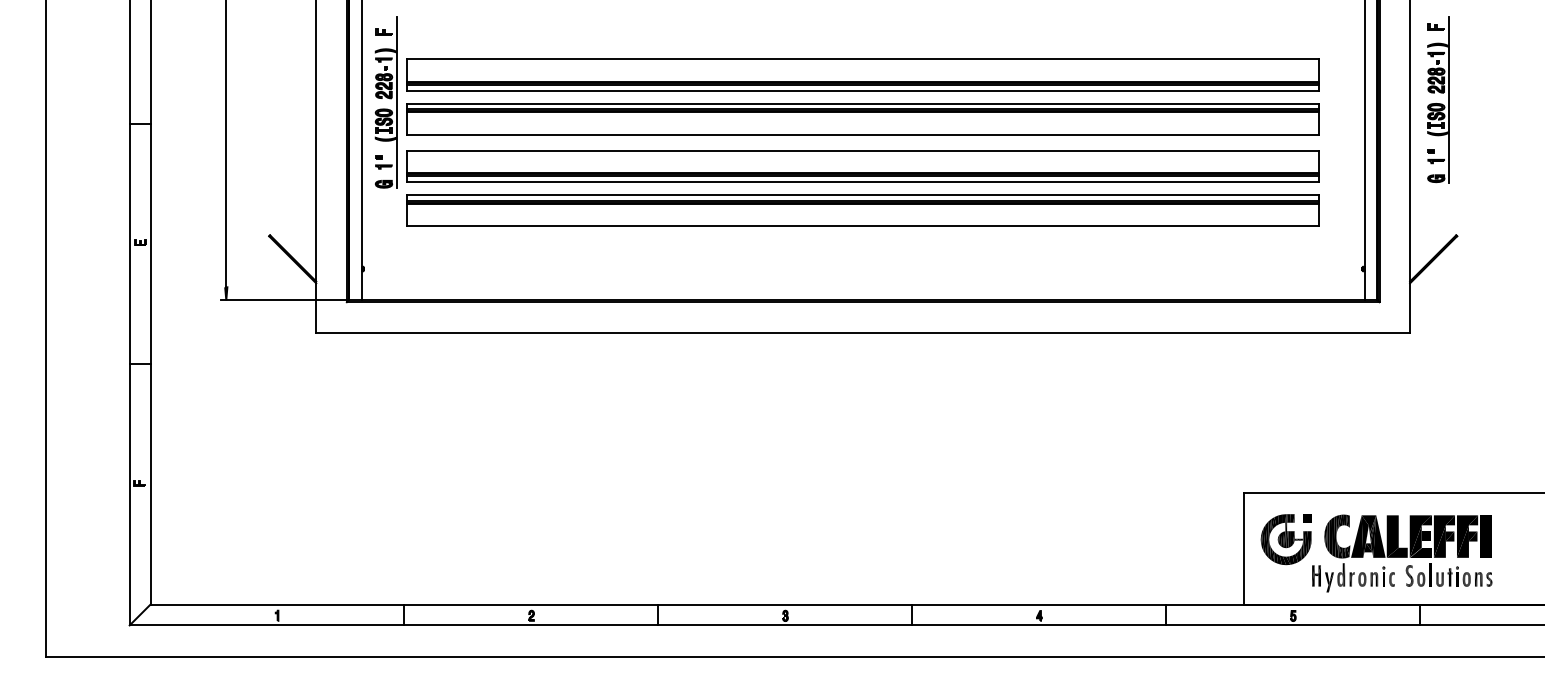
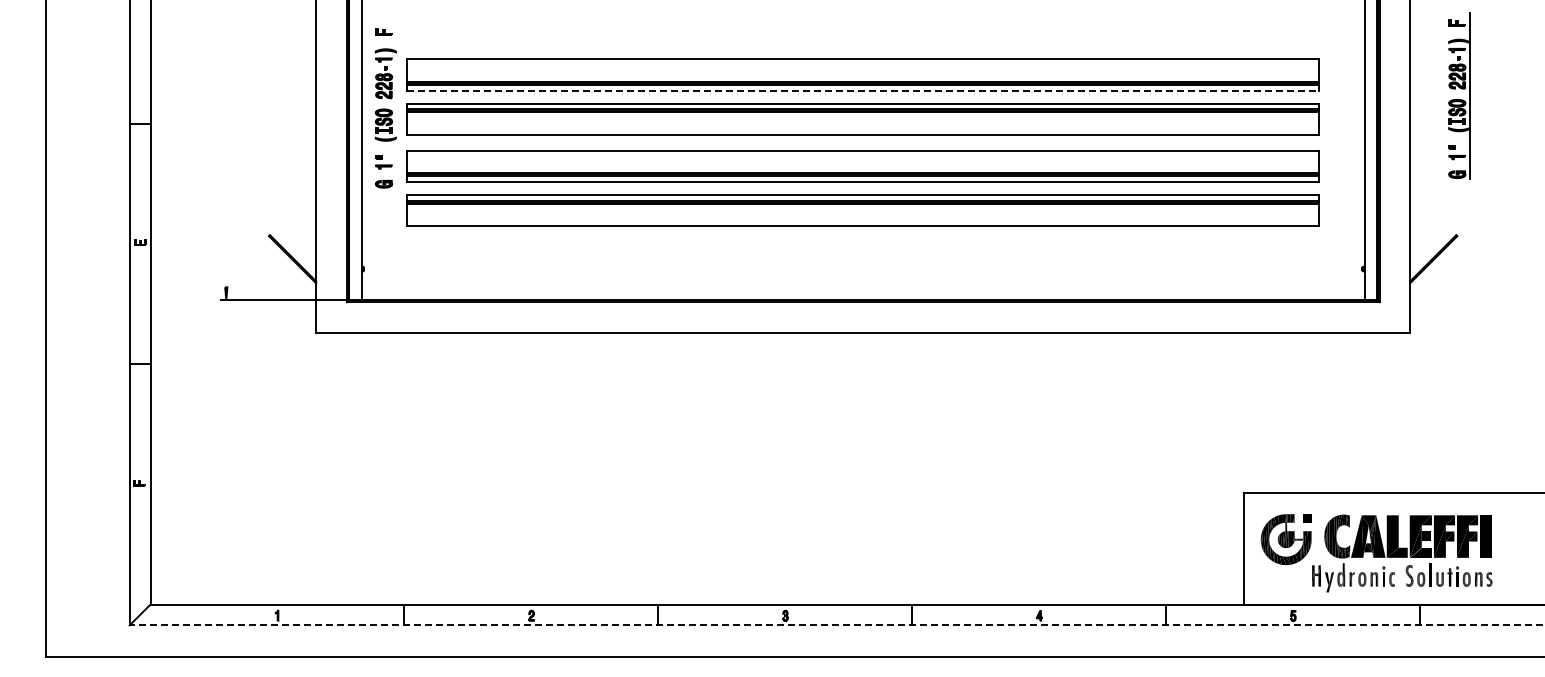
line: solid -> dashed (863, 90)
part position: (1438, 99) -> (1459, 95) (1459, 95)
line: present -> none (396, 102)
line: present -> none (226, 144)
line: solid -> dashed (836, 625)
